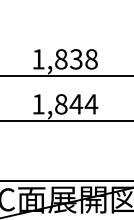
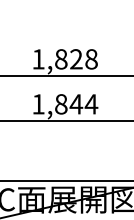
text: 1,838 -> 1,828 (76, 59)
